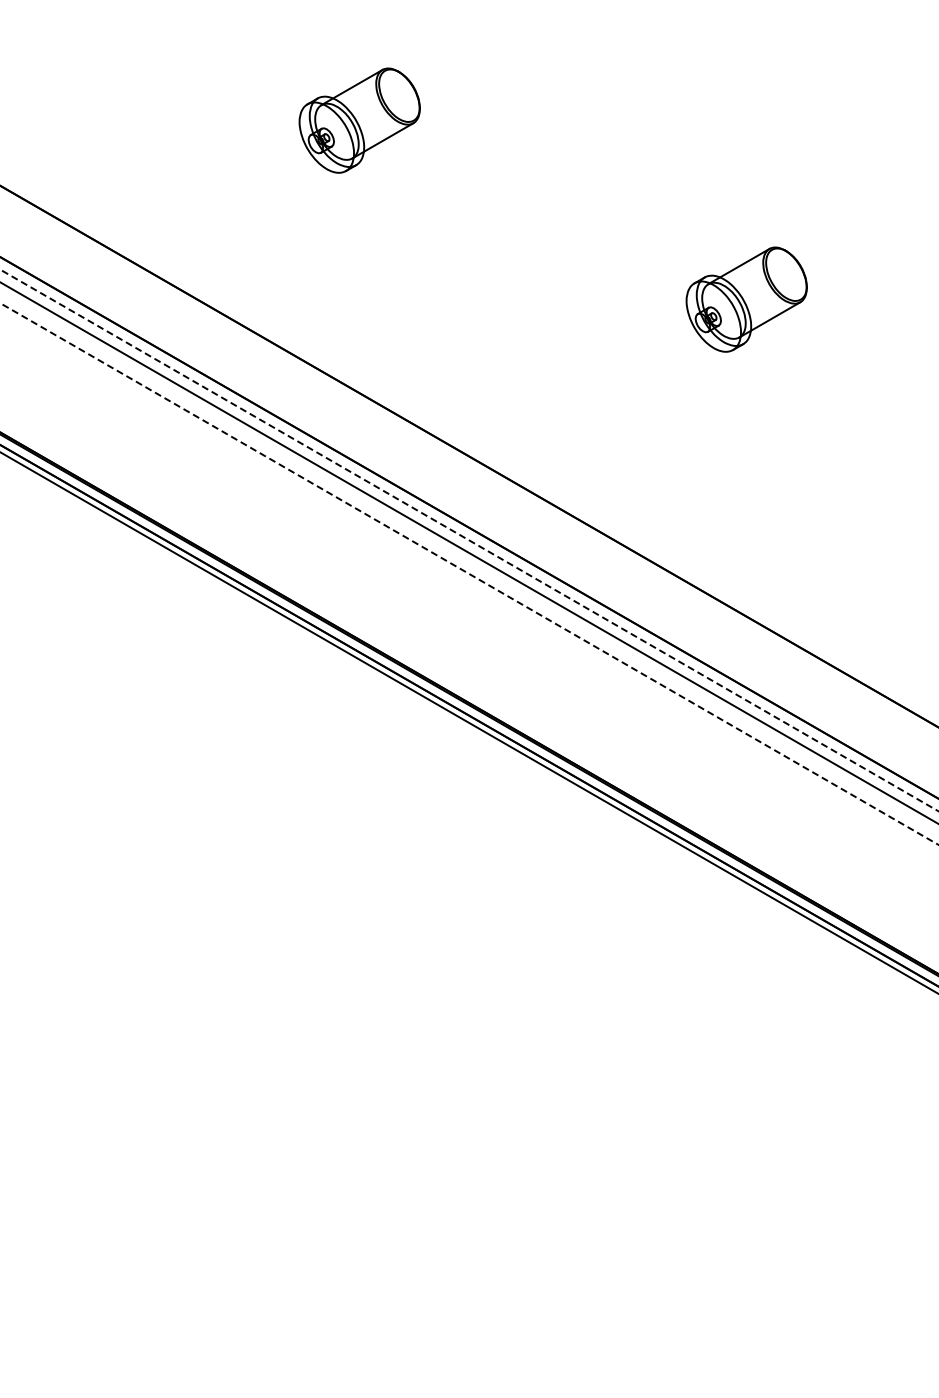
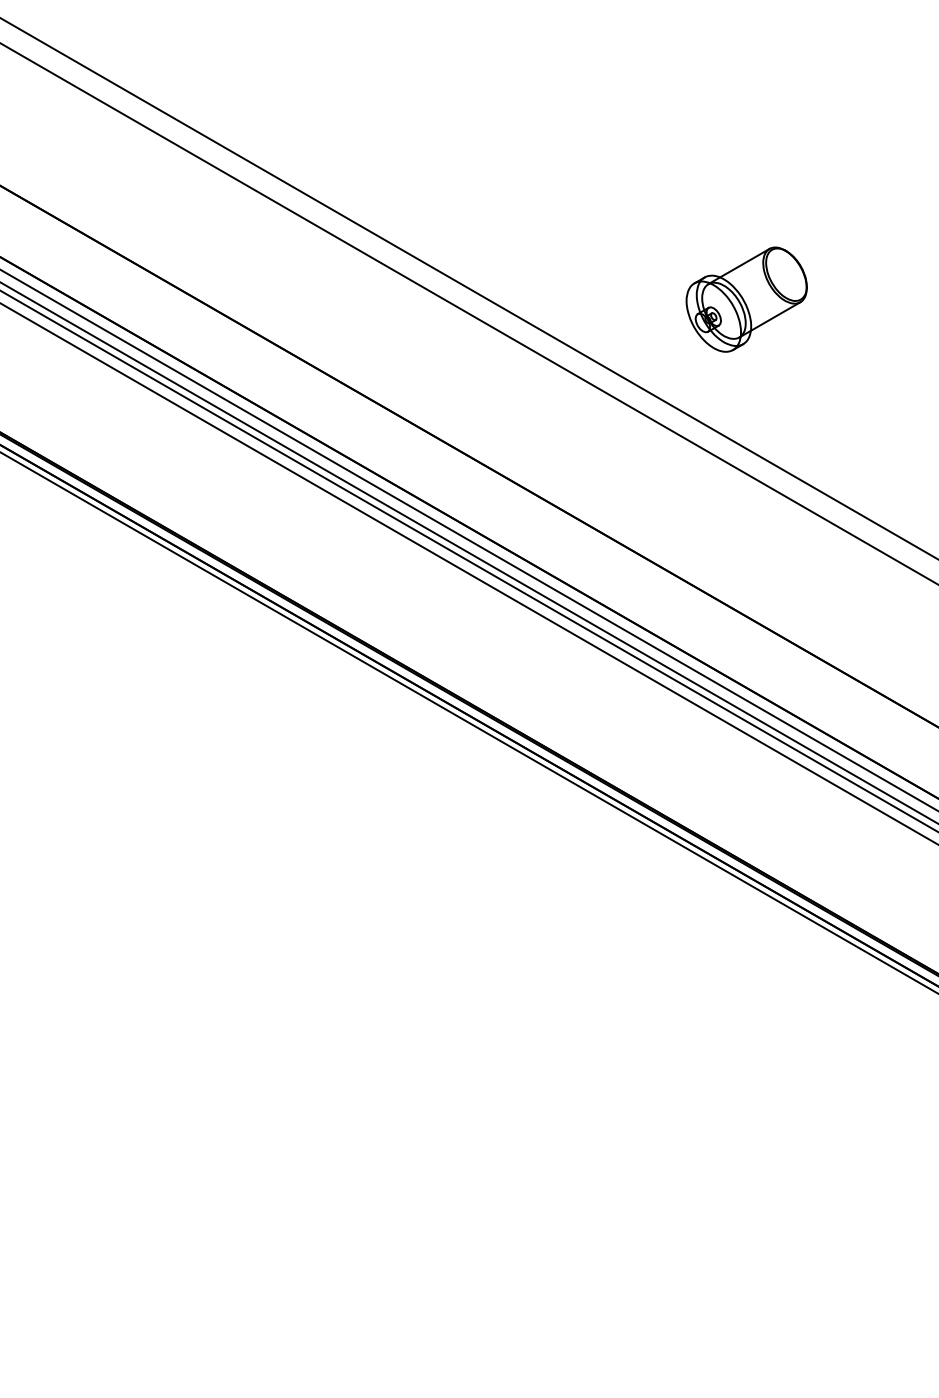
part: present -> none (359, 120)
line: none -> present (468, 288)
line: none -> present (468, 313)
line: dashed -> solid (469, 540)
line: none -> present (468, 561)
line: dashed -> solid (469, 574)
